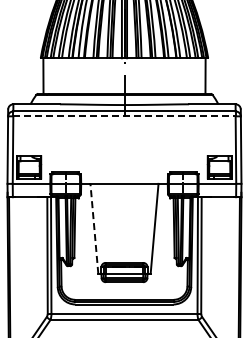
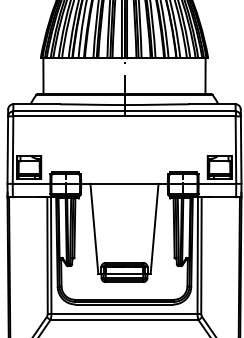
line: dashed -> solid (124, 116)
line: dashed -> solid (94, 228)
